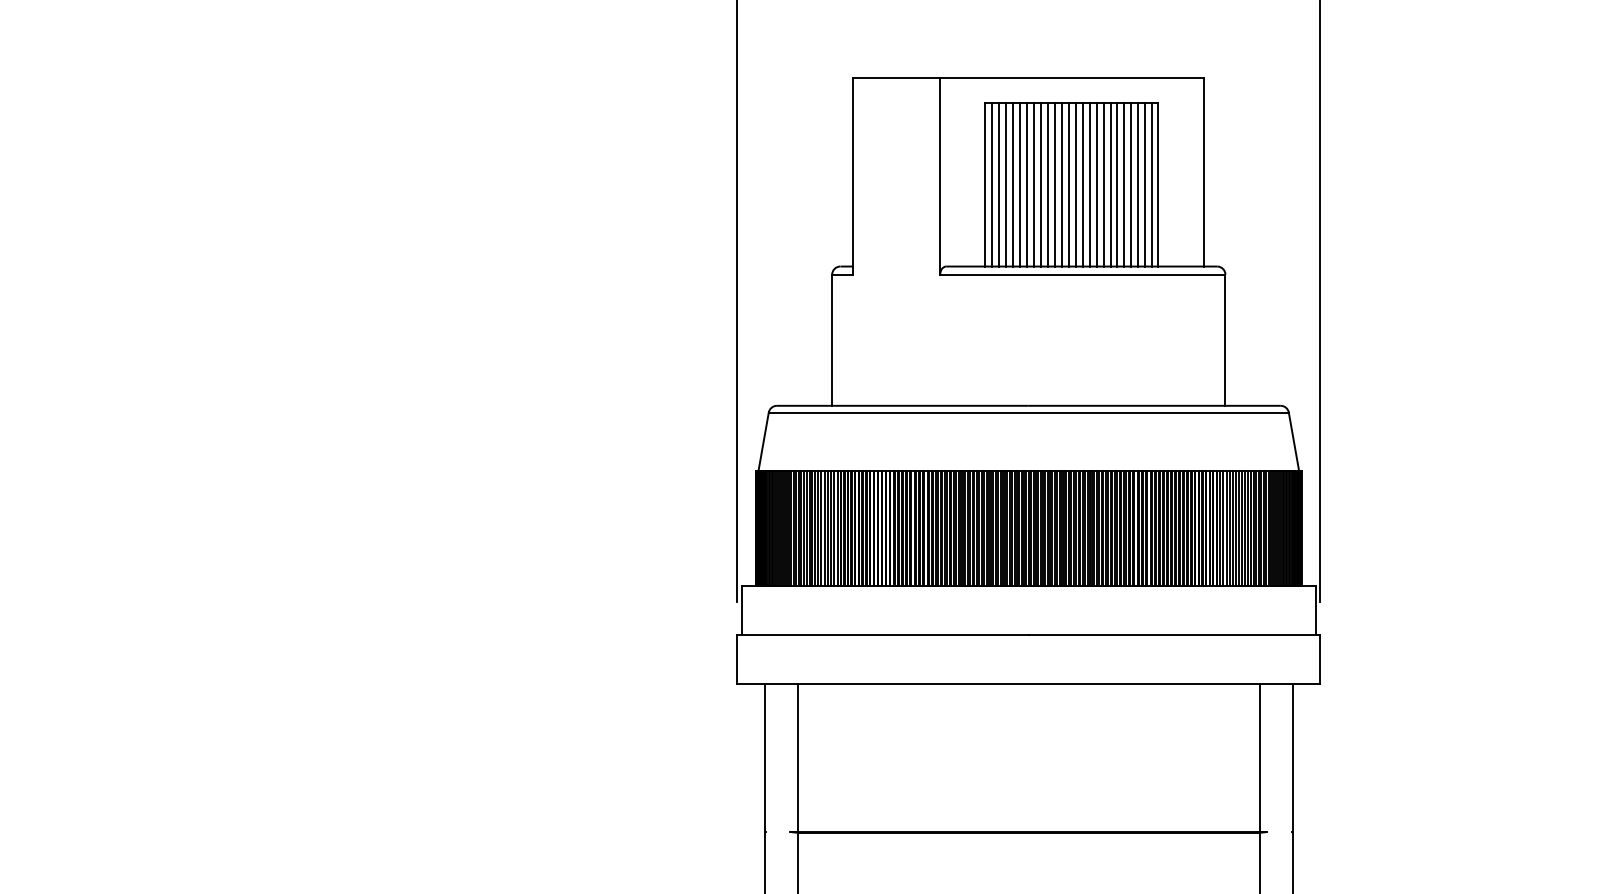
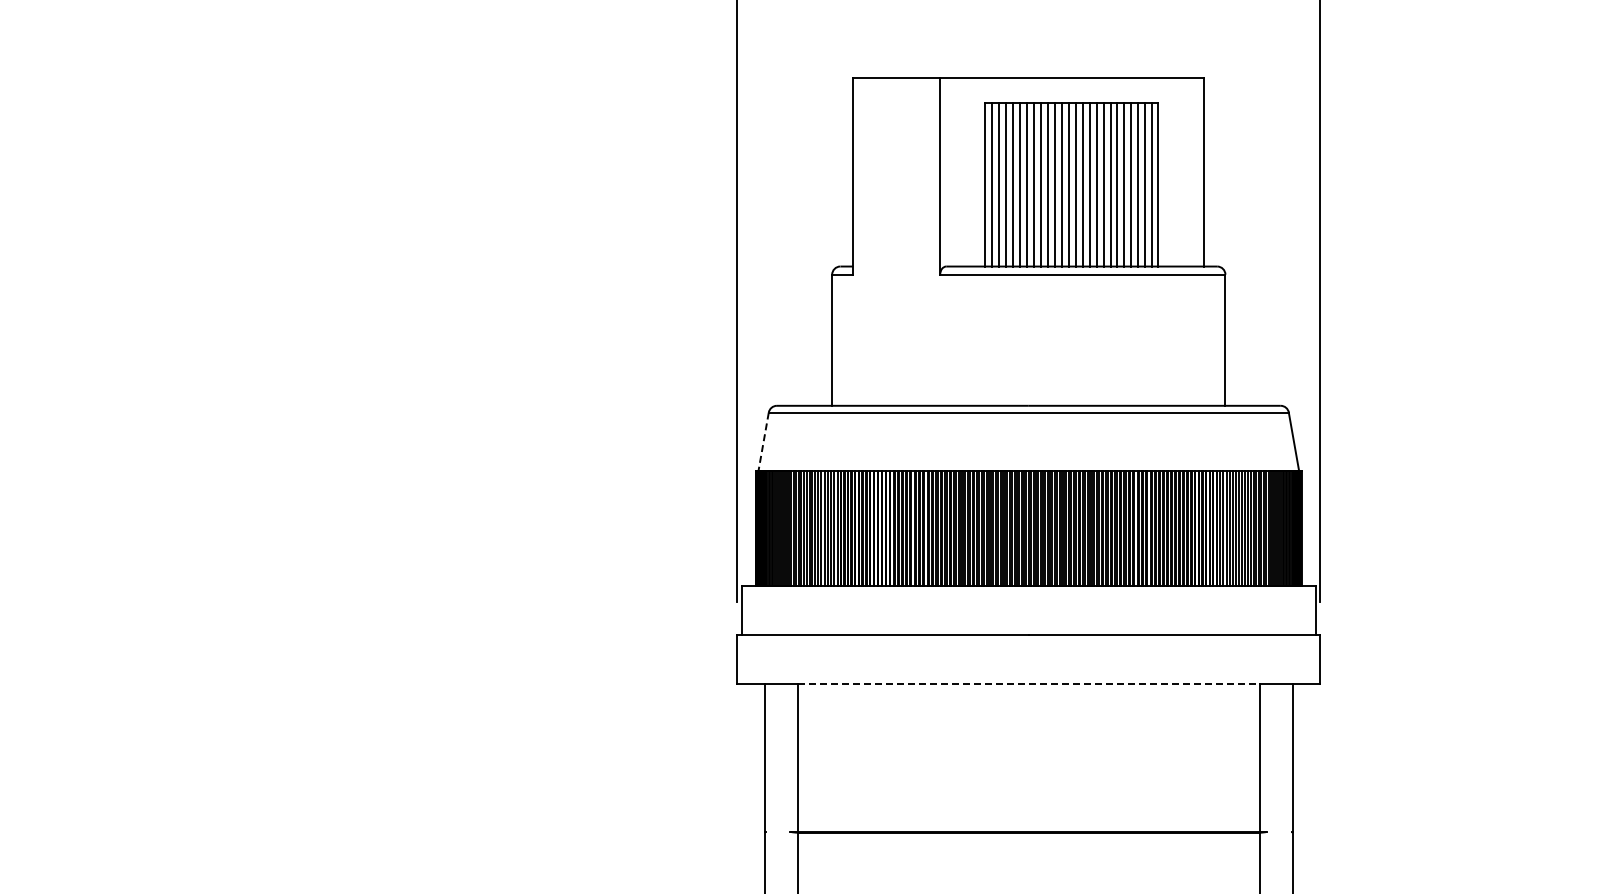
line: solid -> dashed (763, 441)
line: solid -> dashed (1029, 684)
